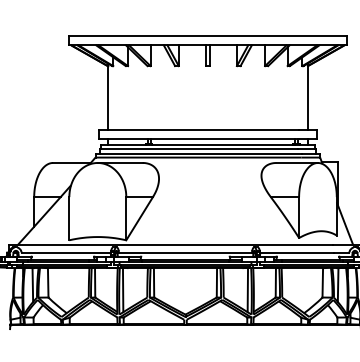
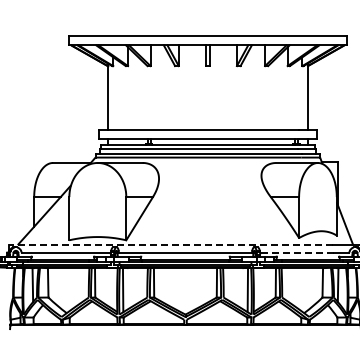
line: solid -> dashed (170, 245)
line: solid -> dashed (297, 252)
